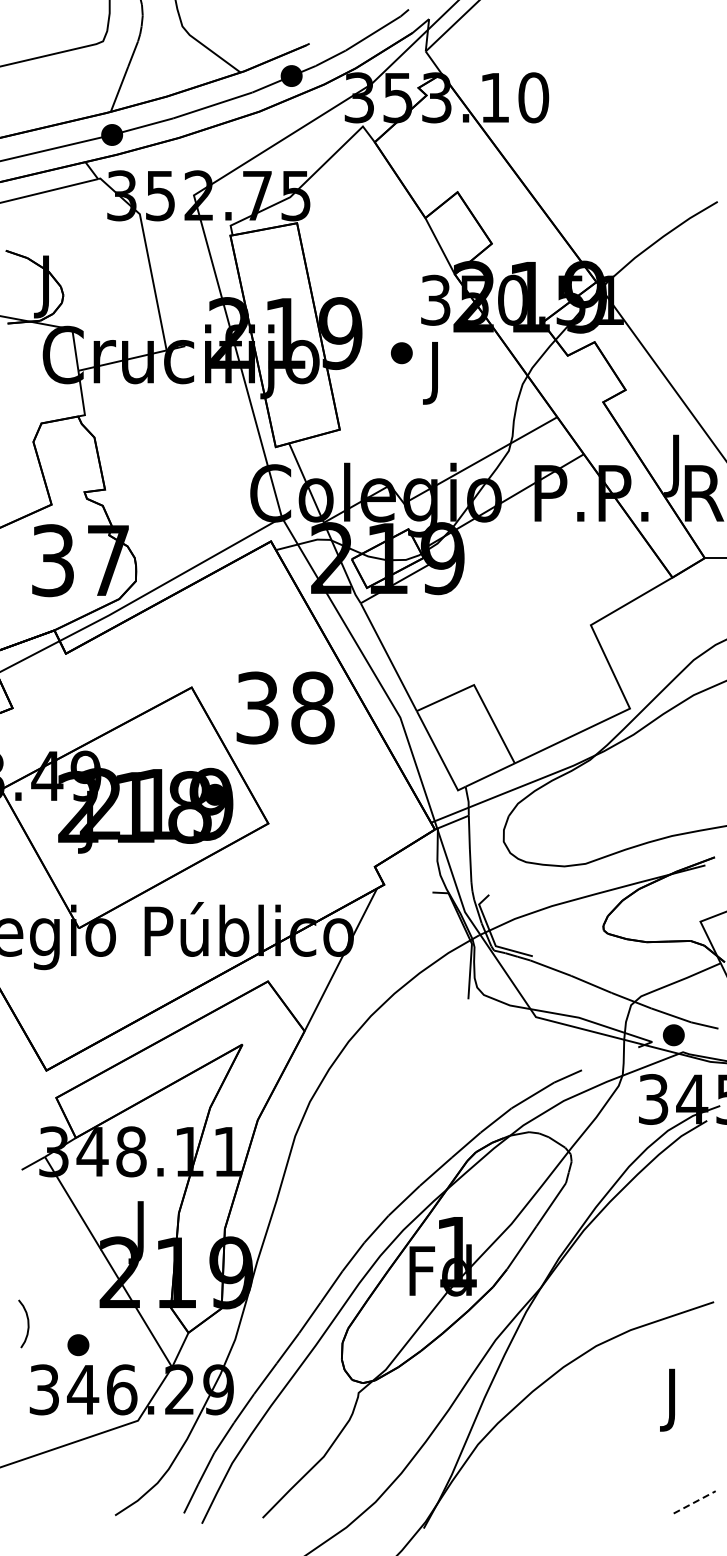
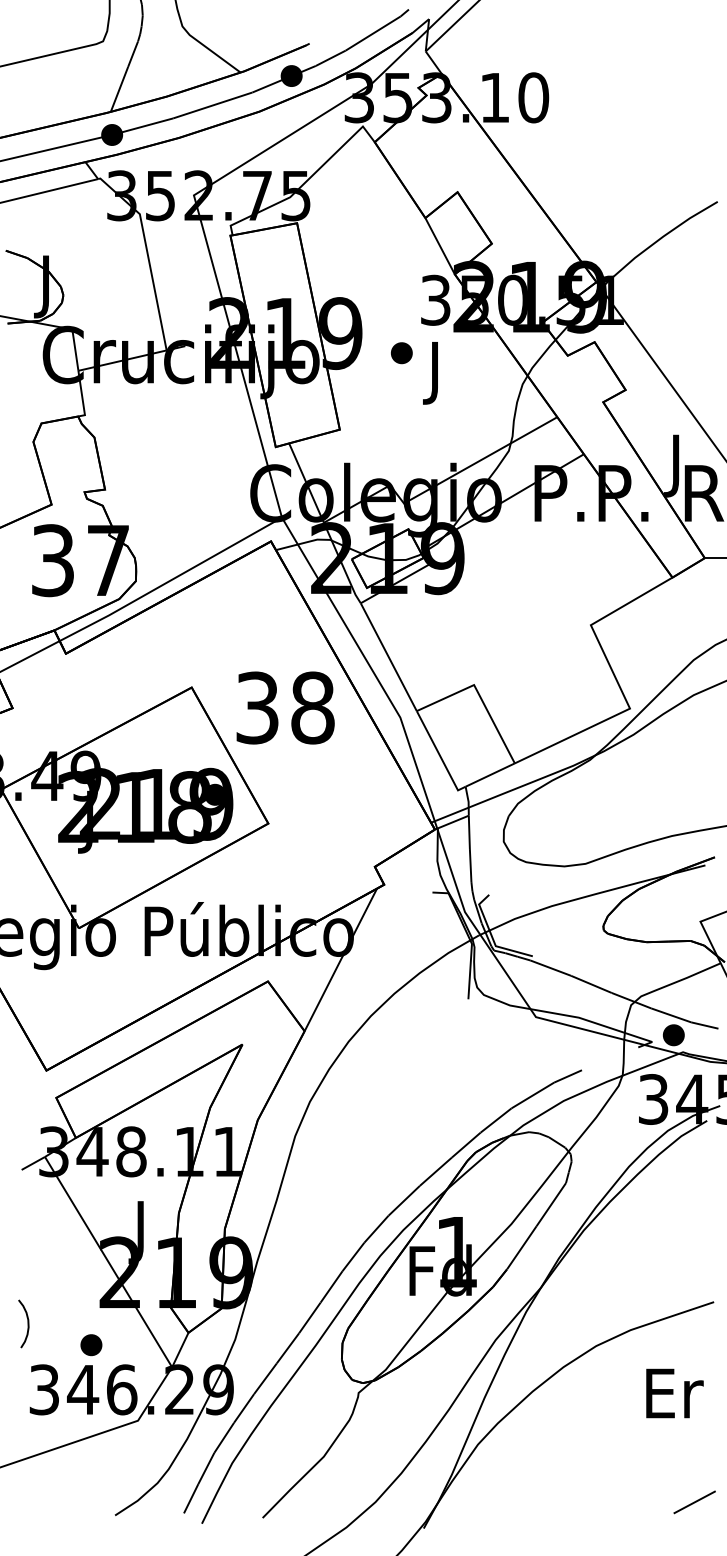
part position: (78, 1345) -> (91, 1345) (91, 1345)
text: J -> Er (674, 1399)
line: dashed -> solid (694, 1502)
